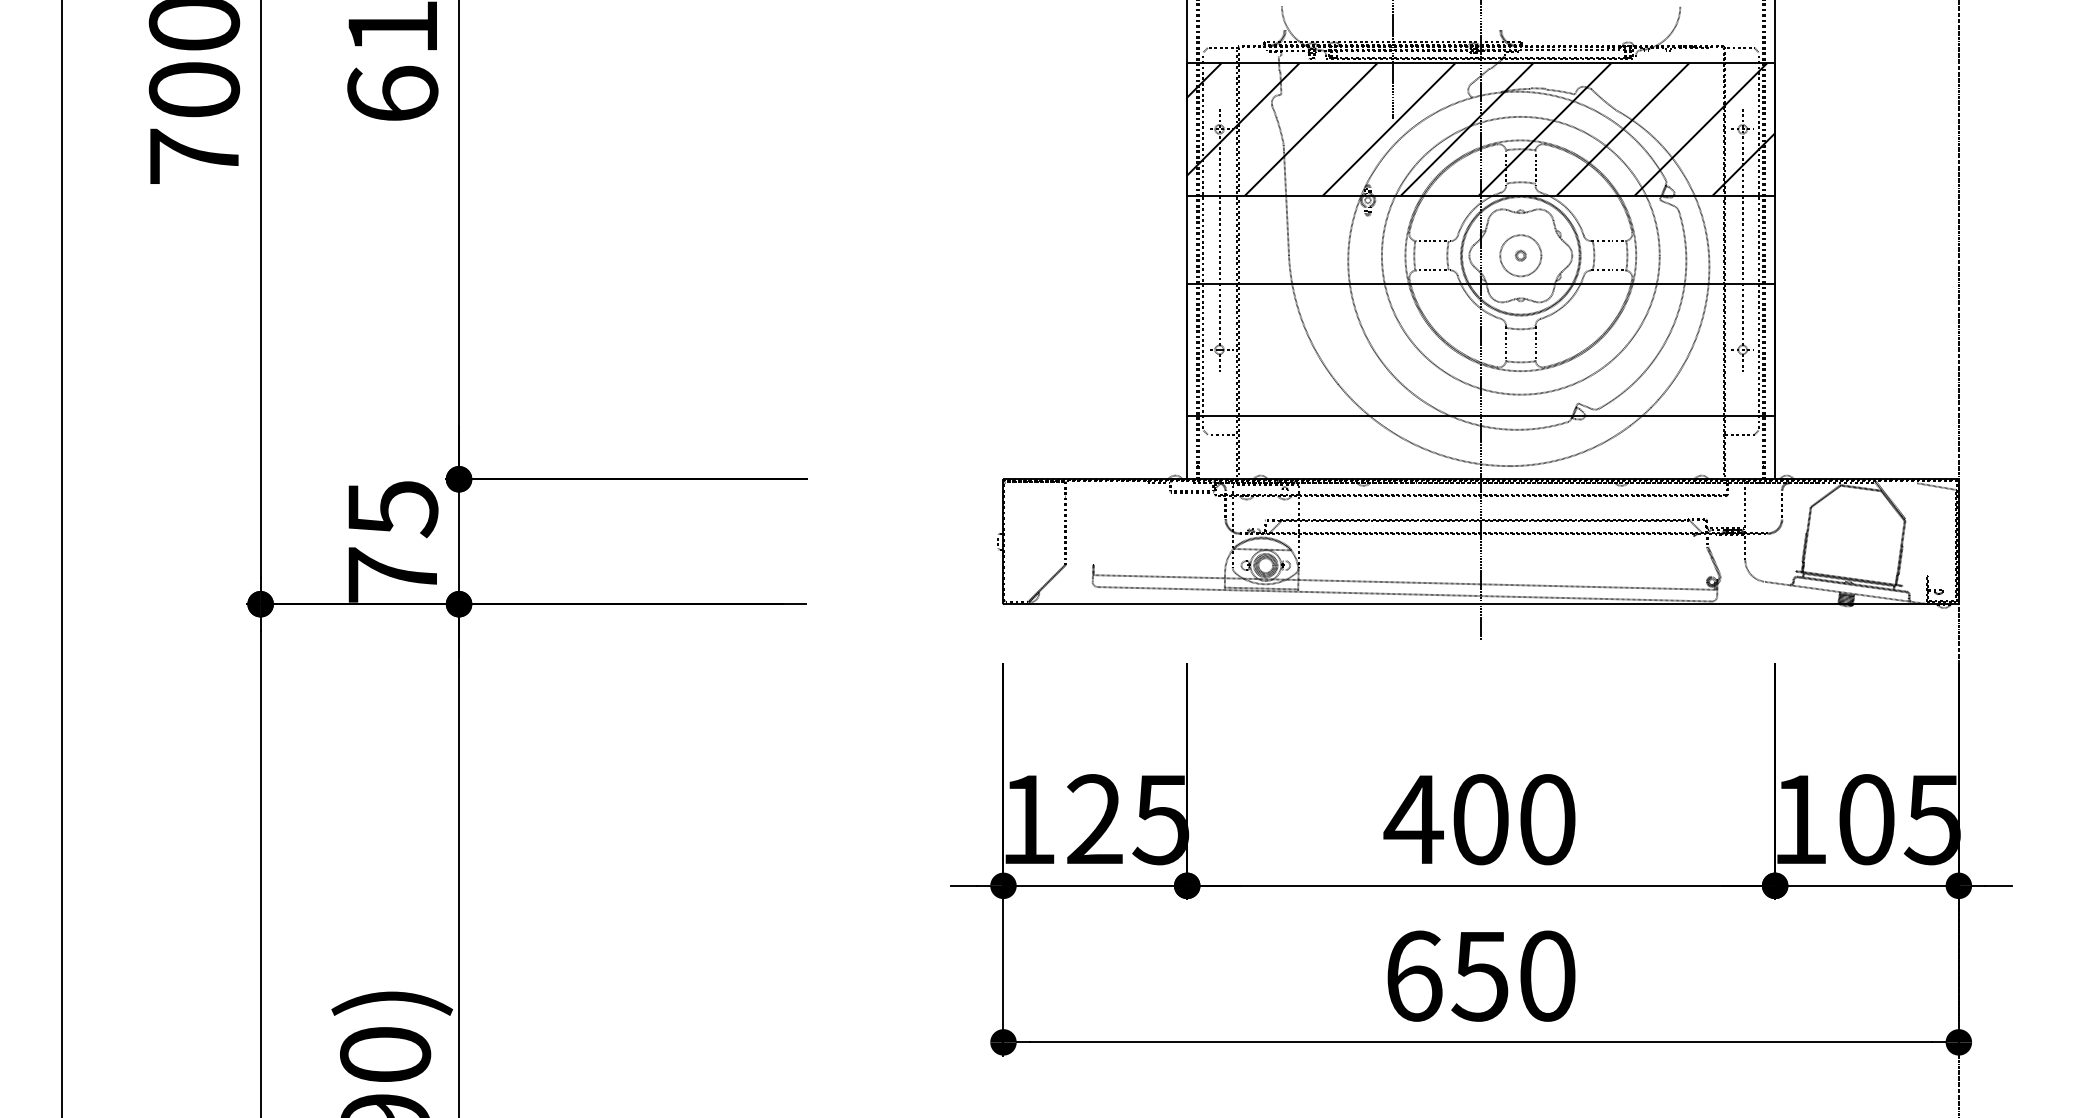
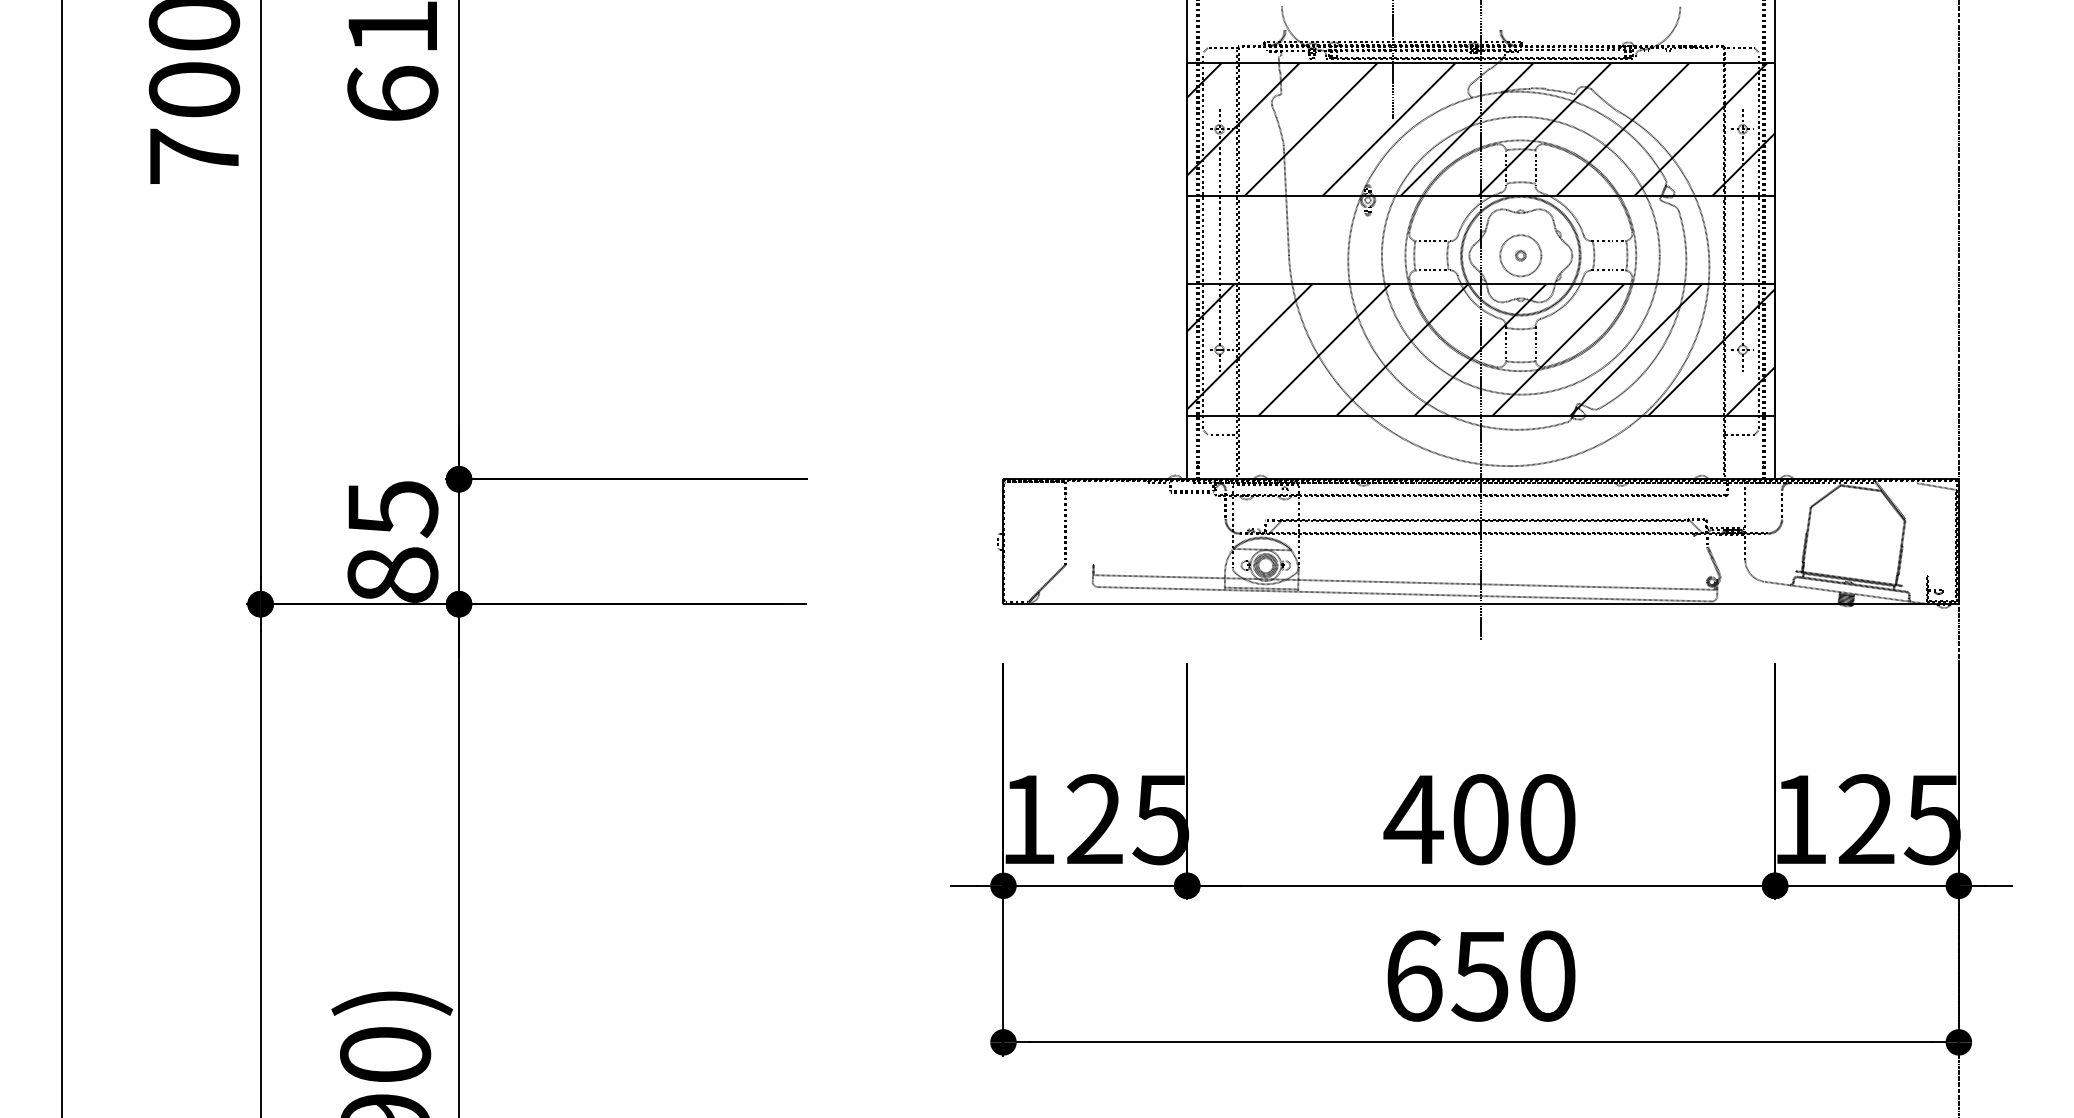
hatch: none -> present (1481, 349)
text: 75 -> 85 (392, 574)
text: 105 -> 125 (1866, 819)
